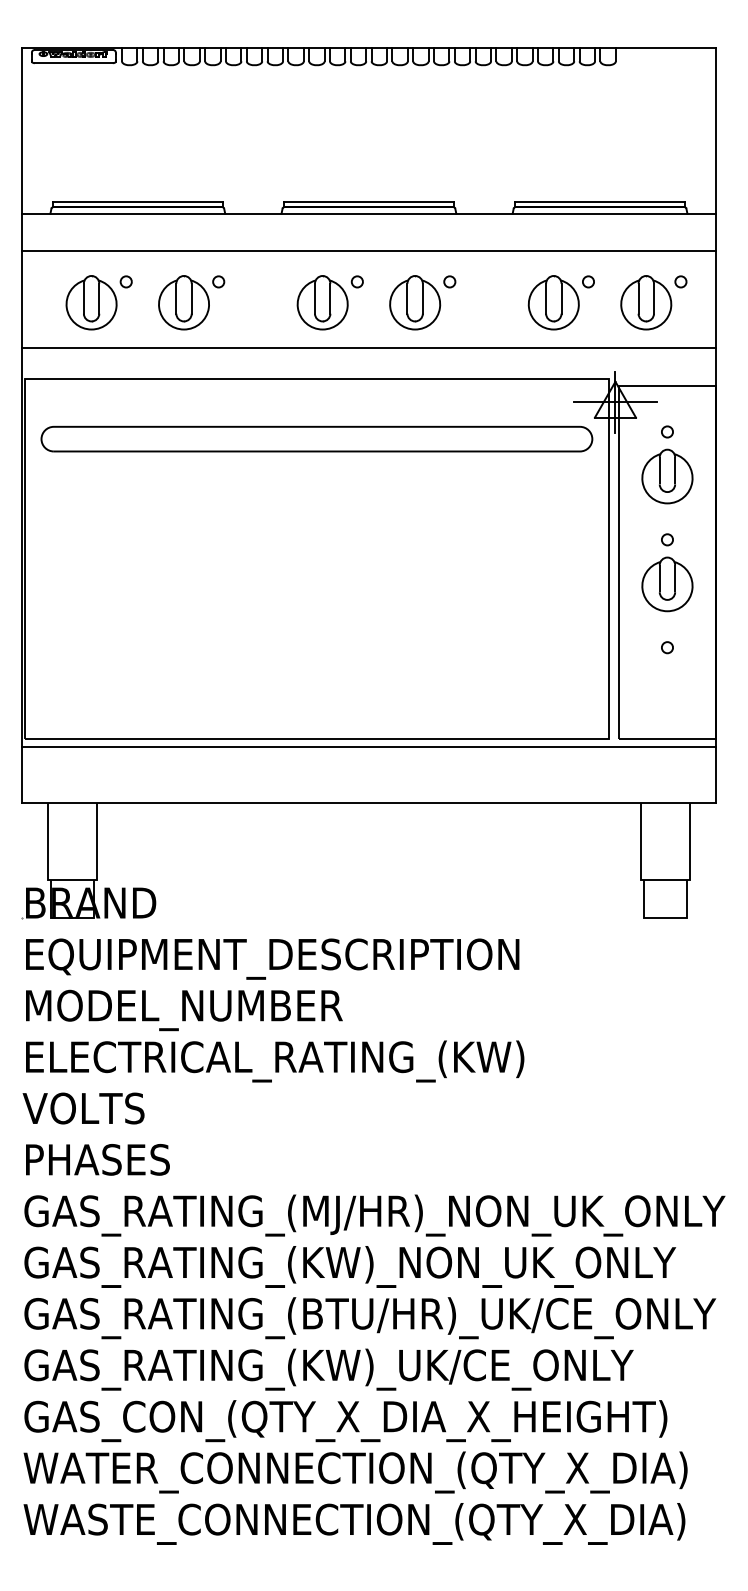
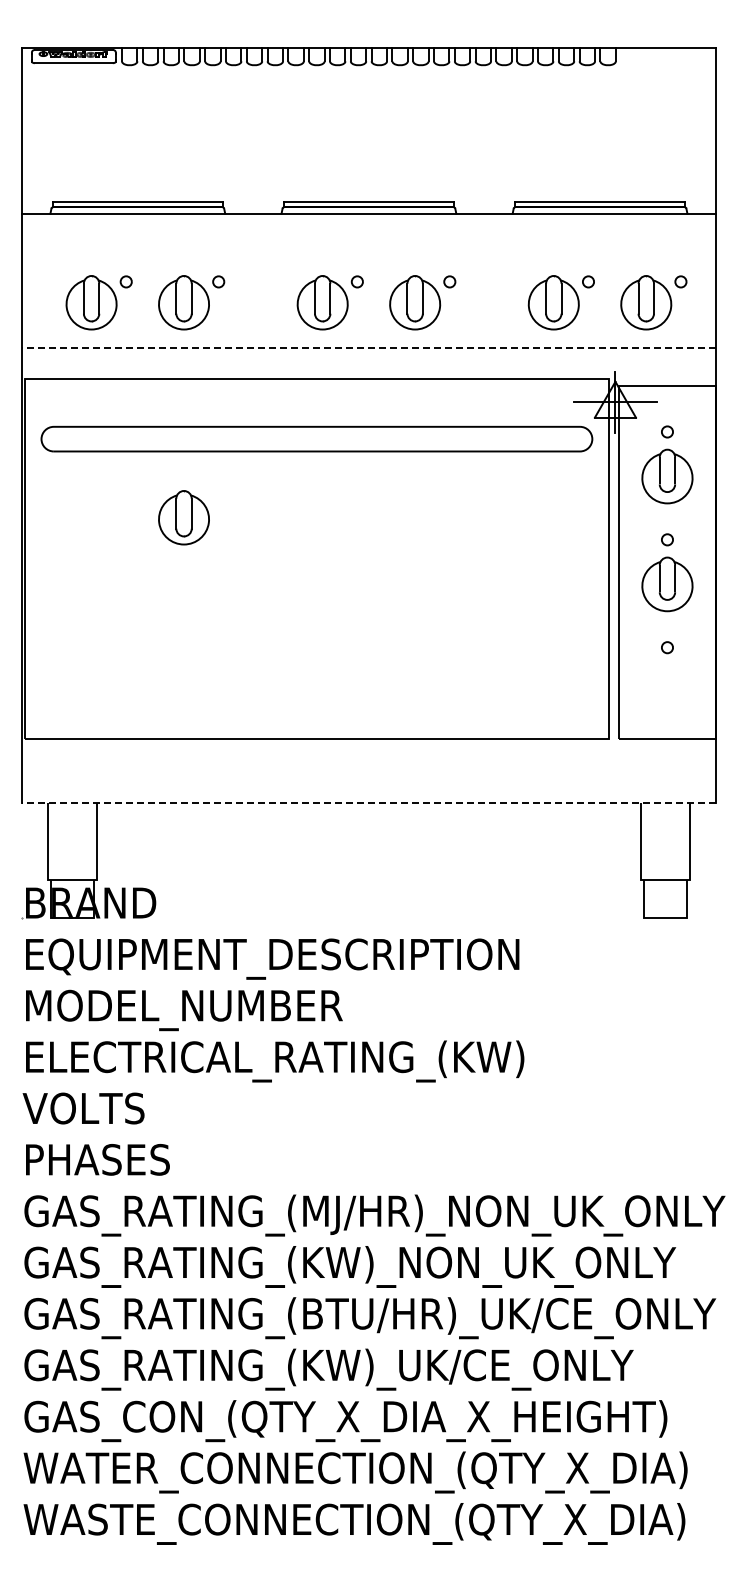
line: present -> none (368, 251)
line: solid -> dashed (368, 348)
part: none -> present (183, 517)
line: present -> none (368, 747)
line: solid -> dashed (368, 802)
